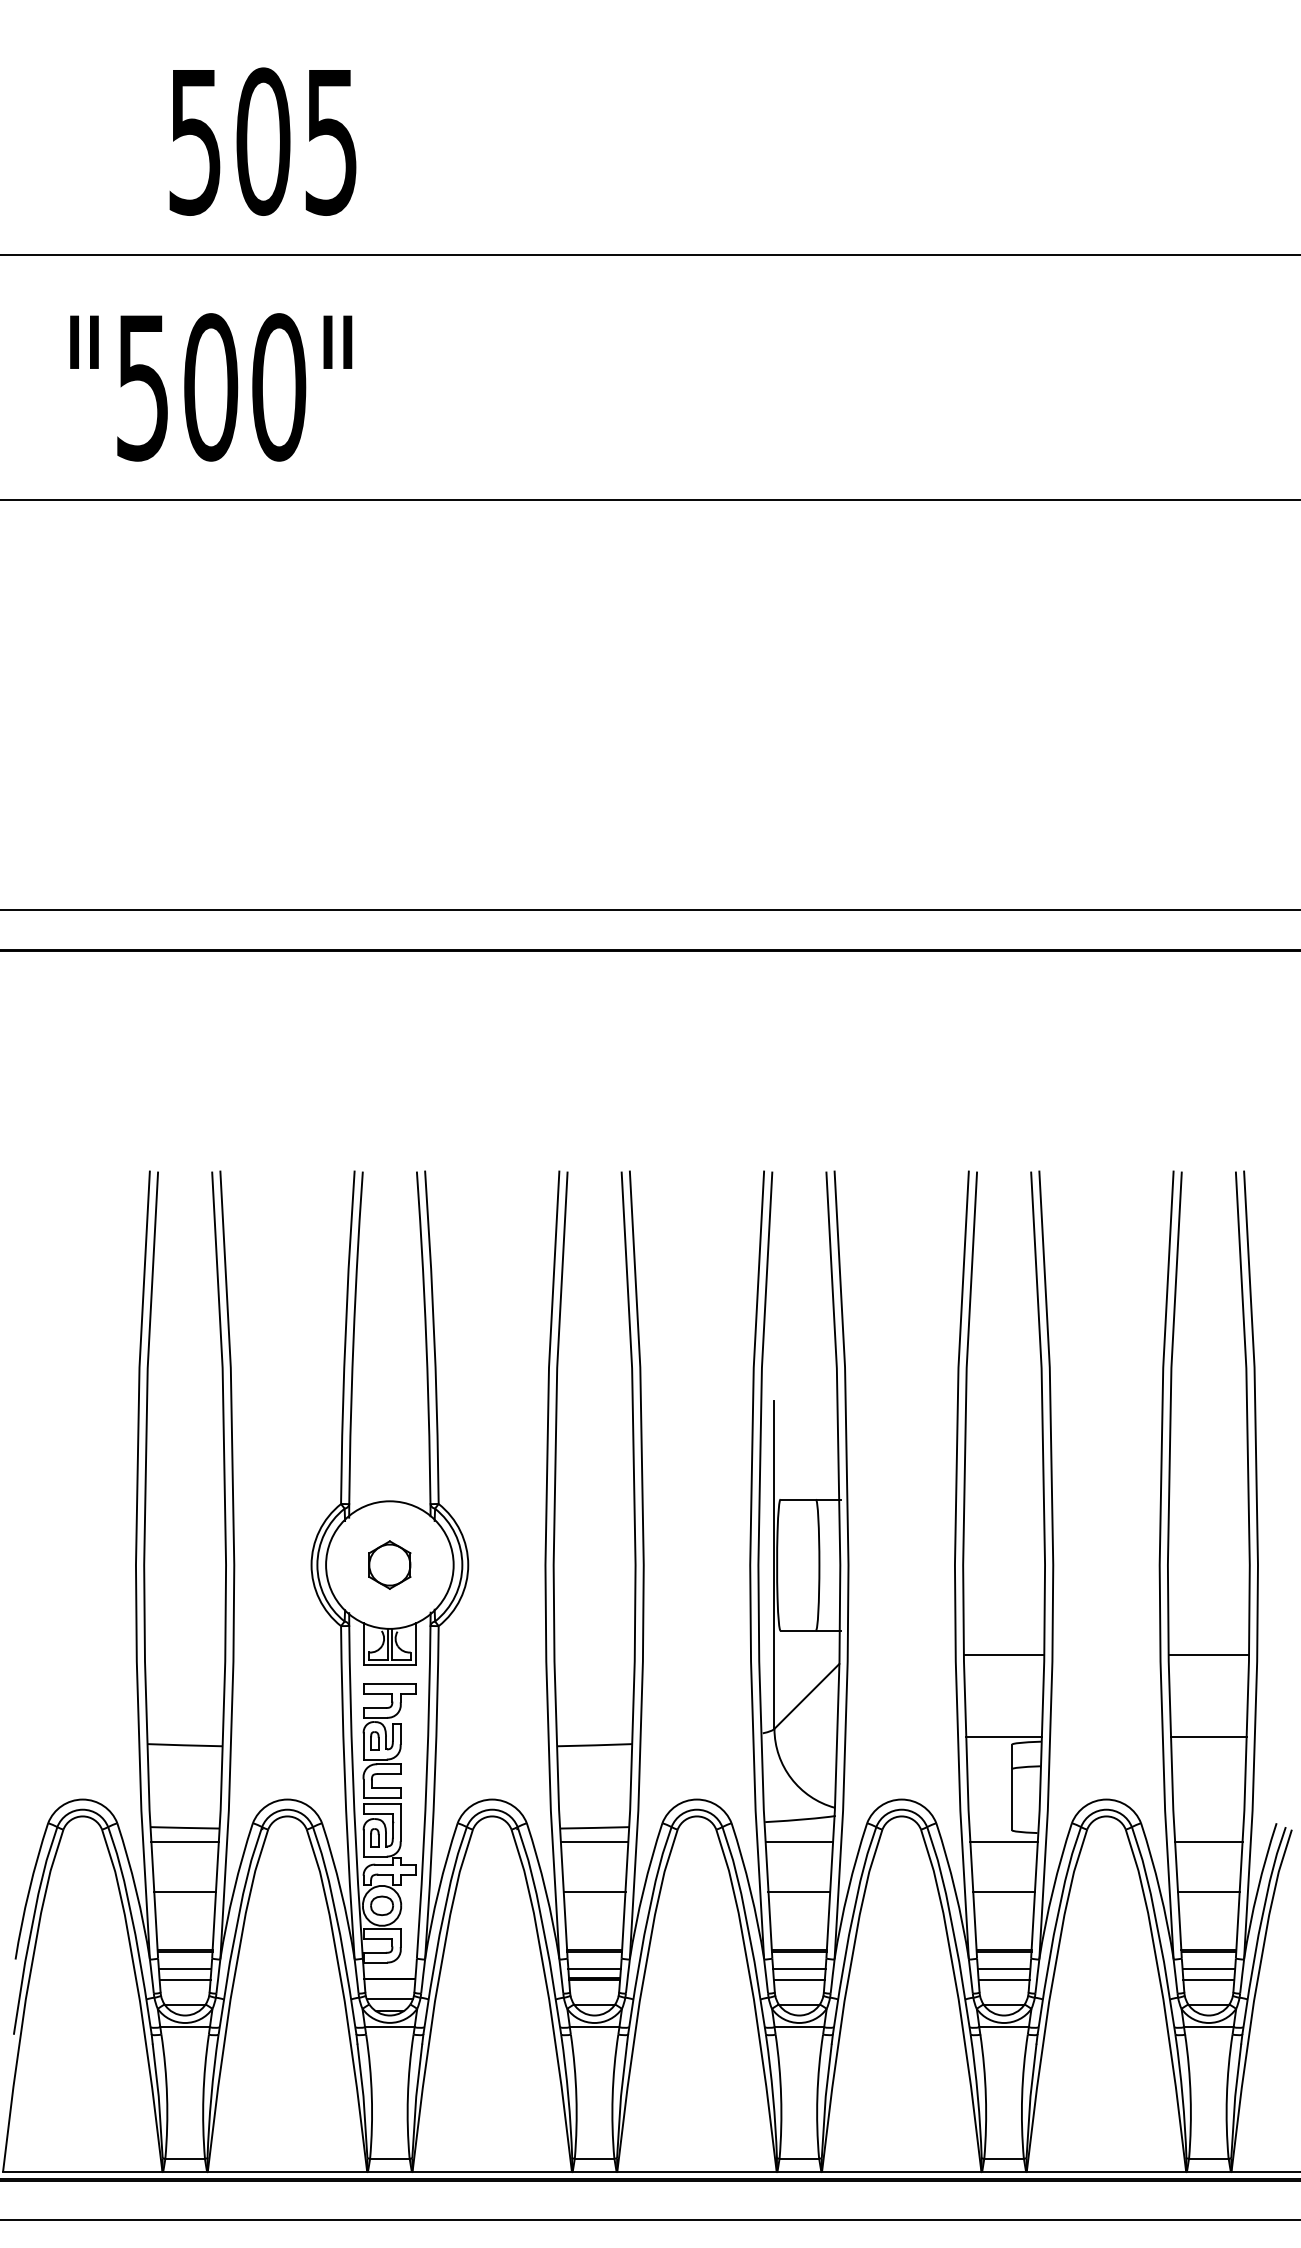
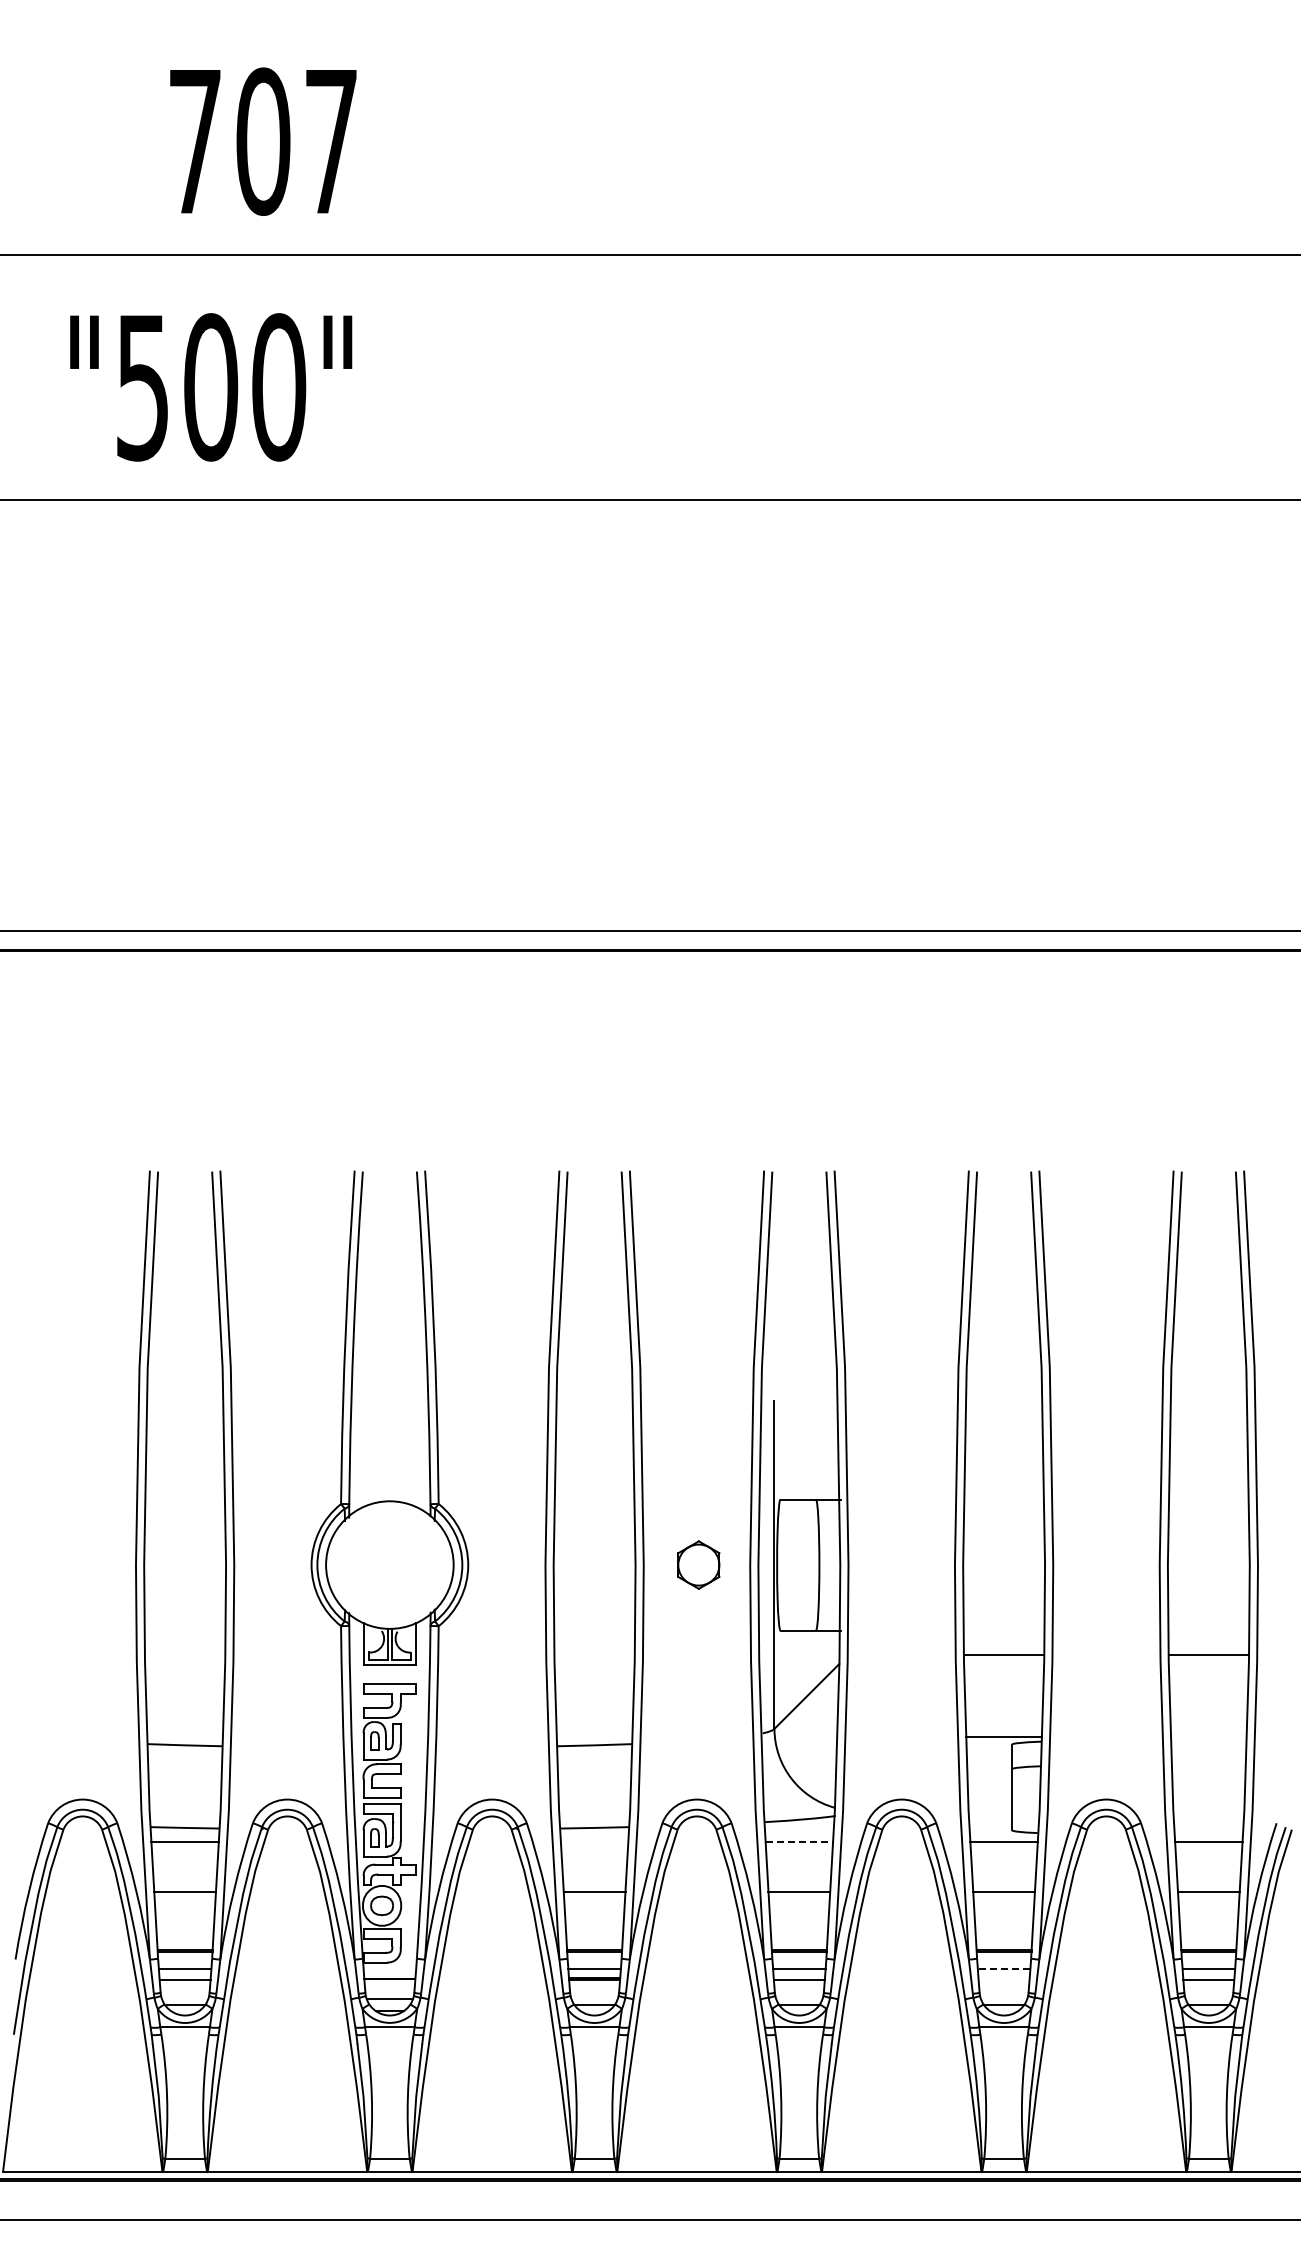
text: 505 -> 707 (262, 142)
line position: (649, 909) -> (649, 930) (649, 930)
part position: (389, 1564) -> (698, 1564) (698, 1564)
line: present -> none (1208, 1737)
line: present -> none (594, 1842)
line: solid -> dashed (799, 1842)
line: solid -> dashed (1003, 1968)
line: present -> none (1003, 1980)
